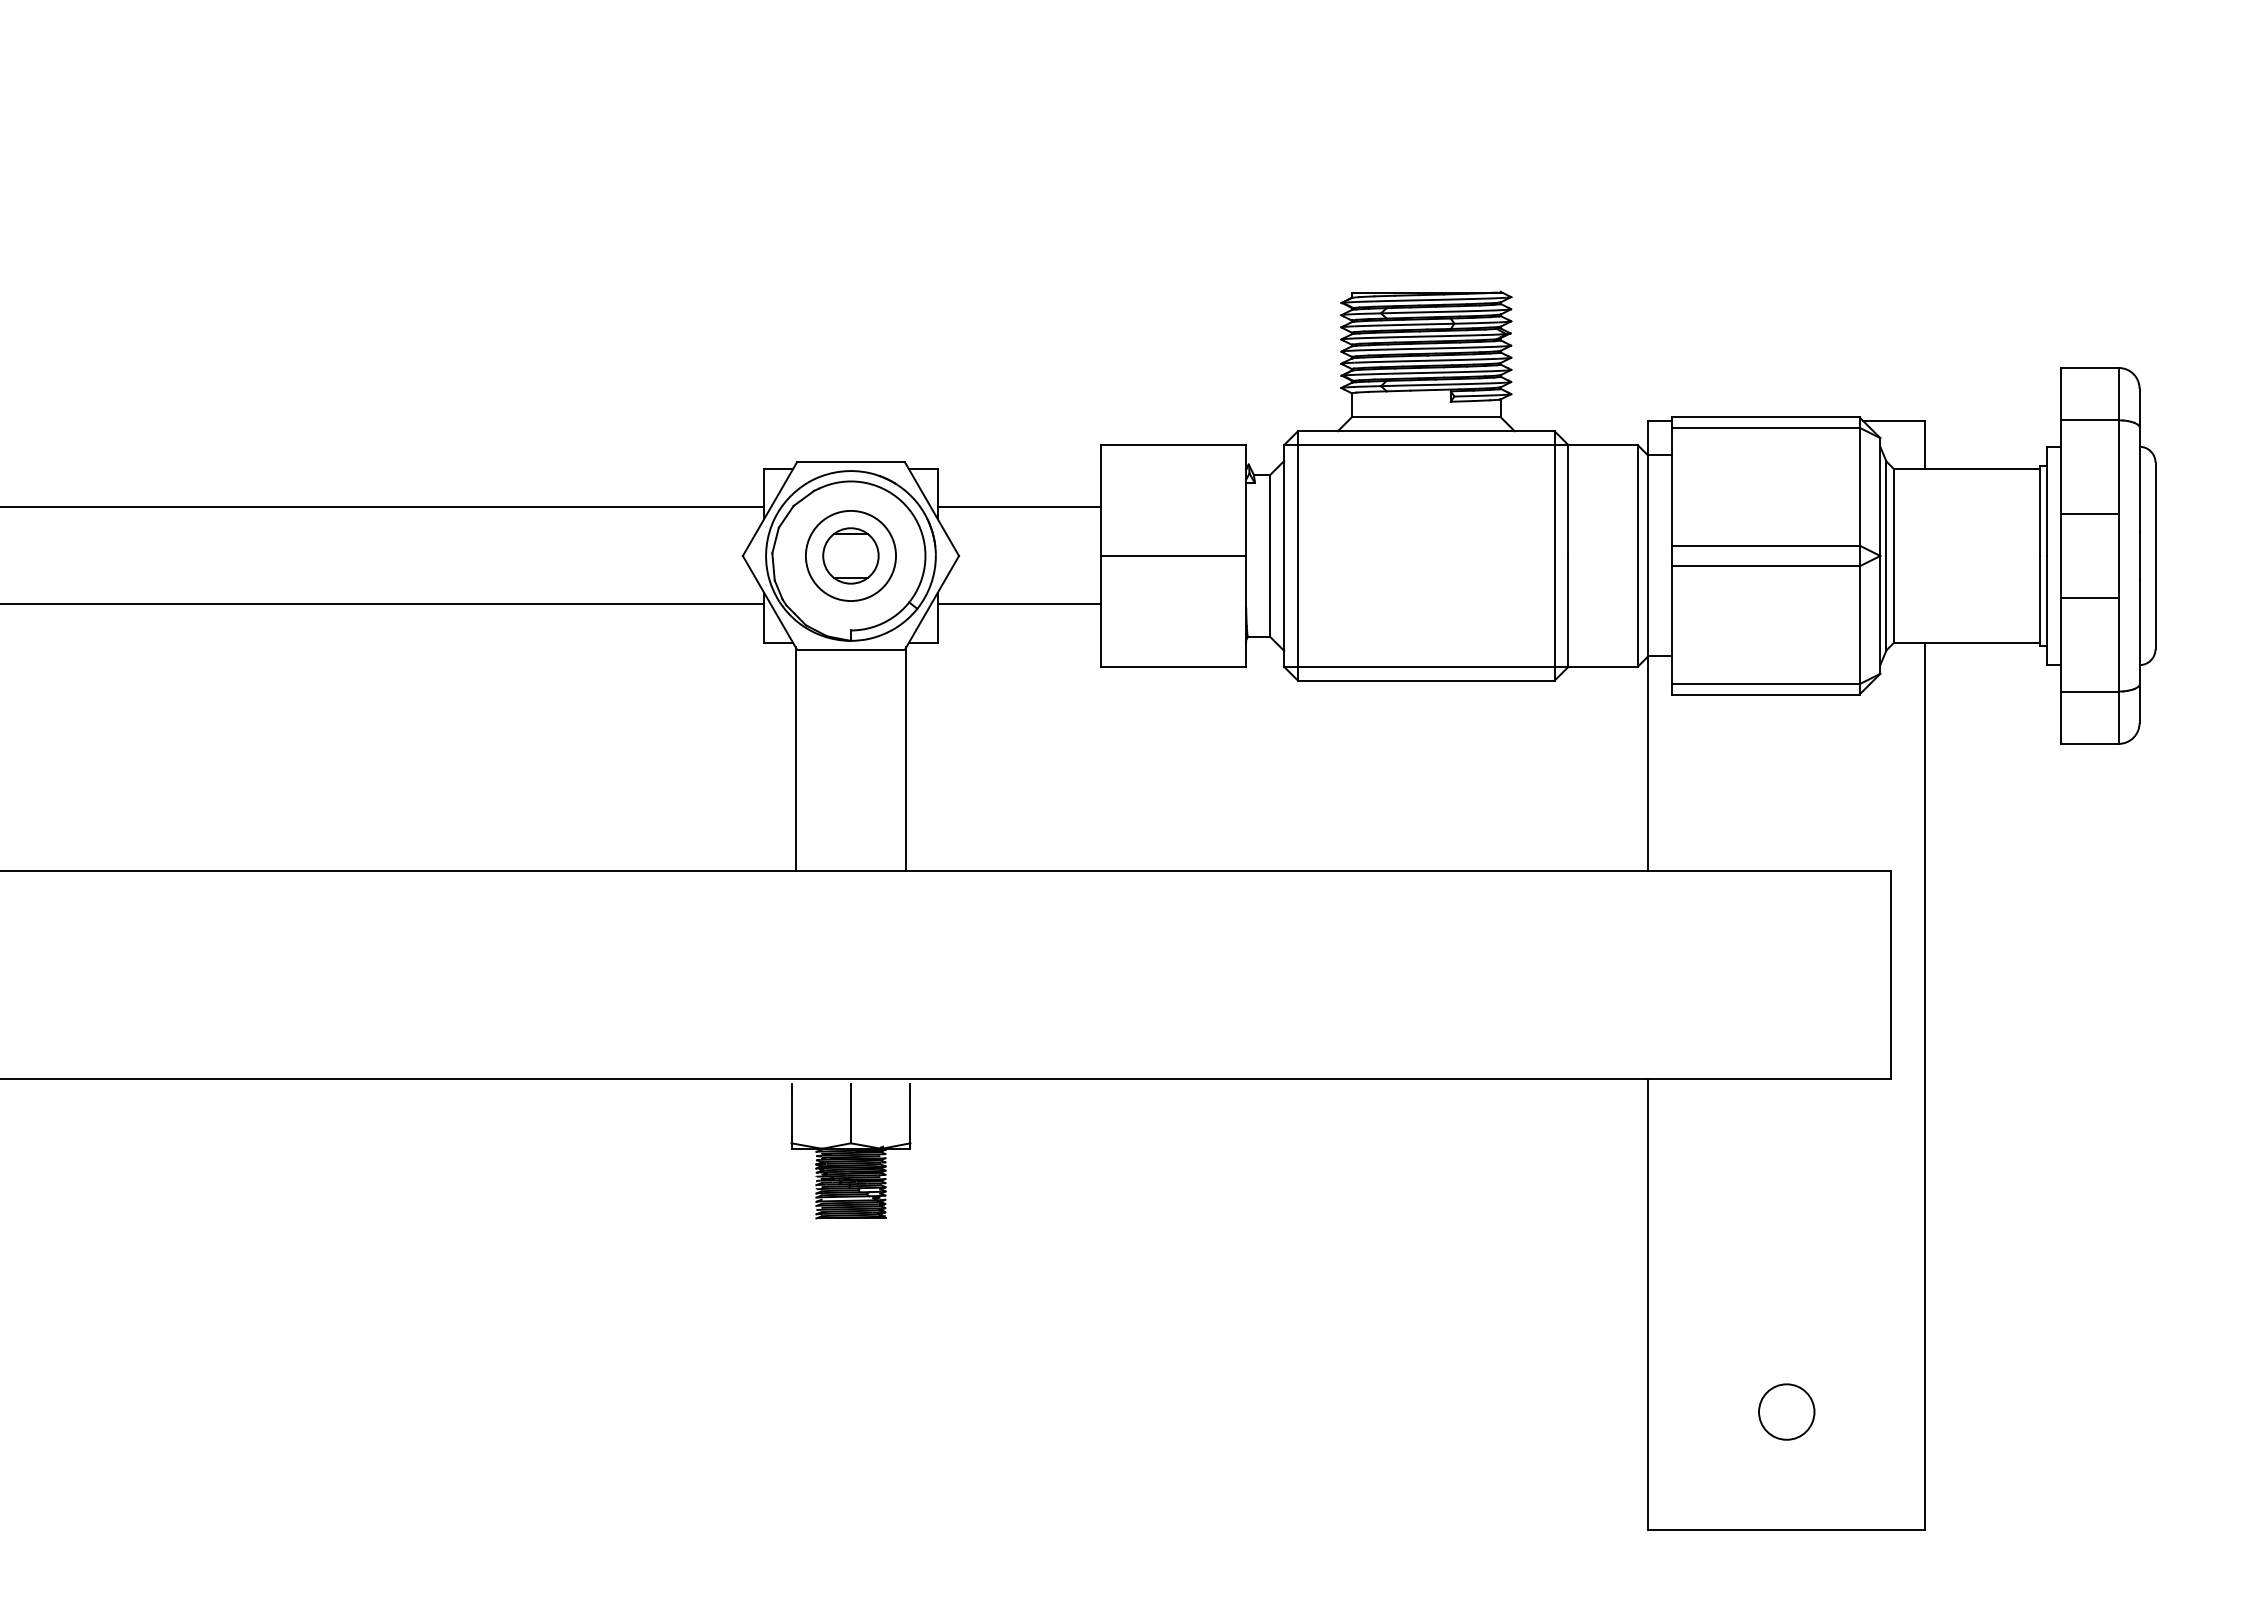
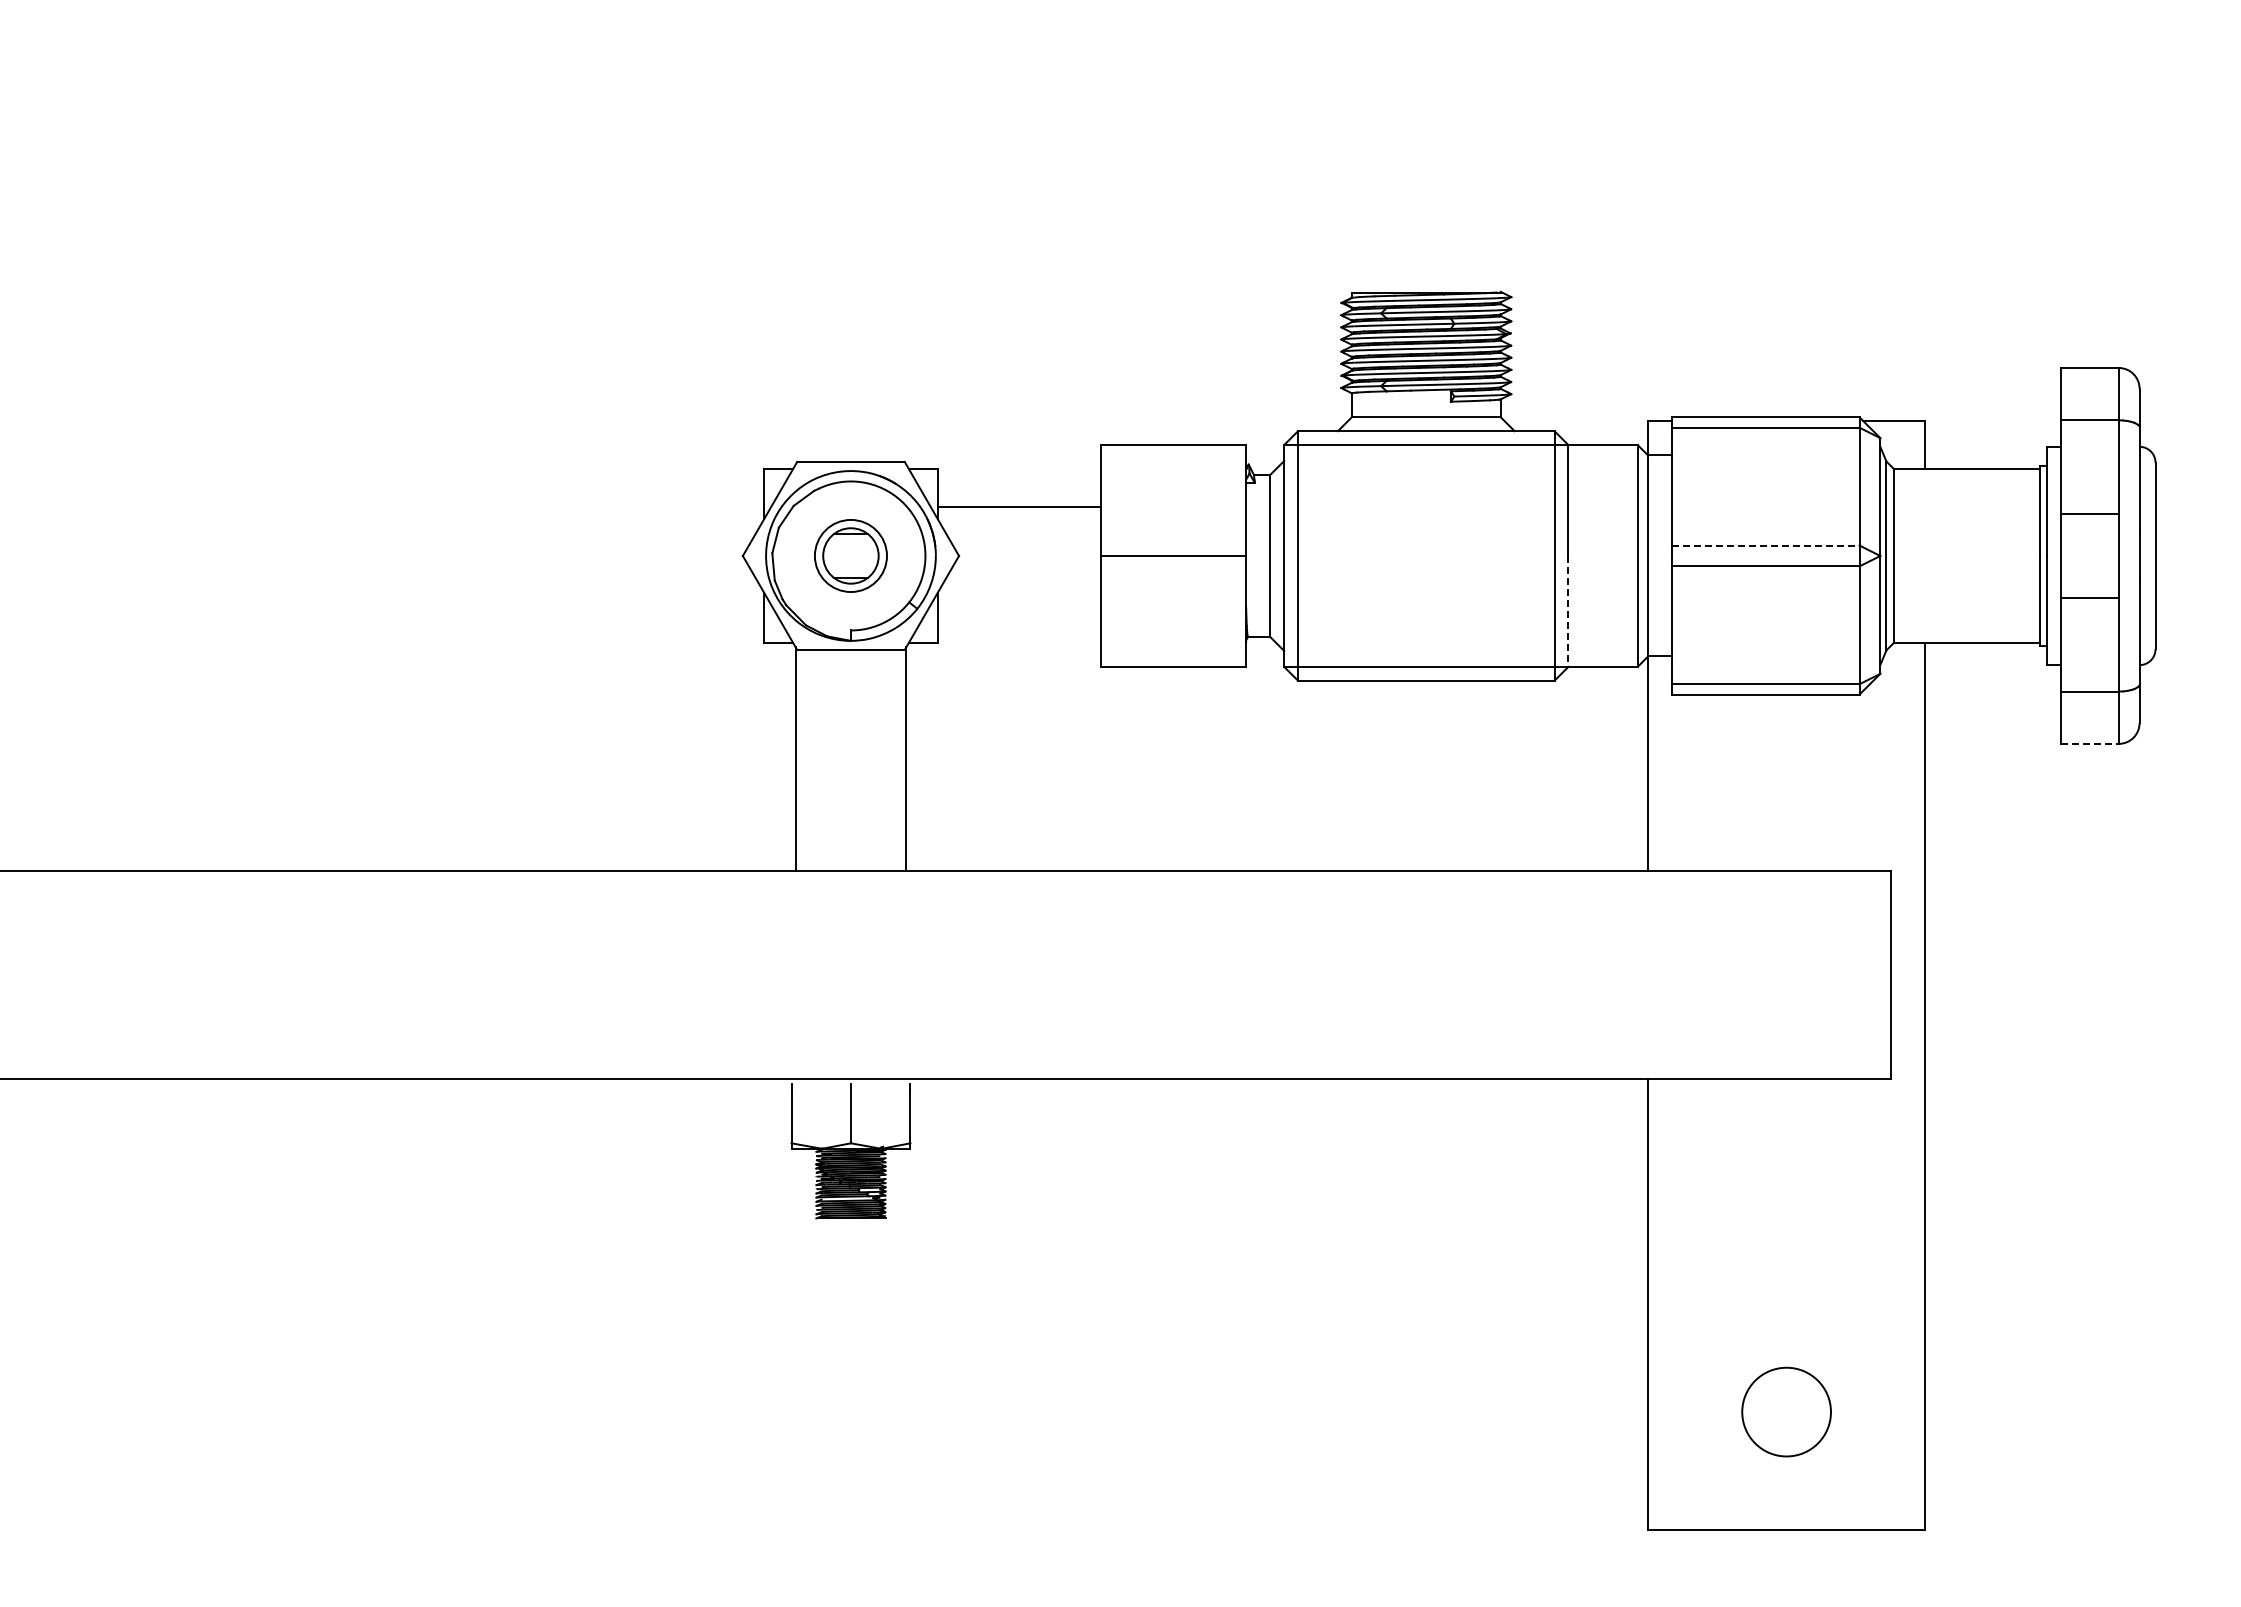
line: present -> none (383, 507)
line: solid -> dashed (1765, 545)
circle diameter: 90 px -> 72 px (850, 555)
line: present -> none (383, 604)
line: present -> none (1018, 604)
line: solid -> dashed (1568, 611)
line: solid -> dashed (2090, 743)
circle size: 58x58 px -> 91x92 px (1786, 1411)
